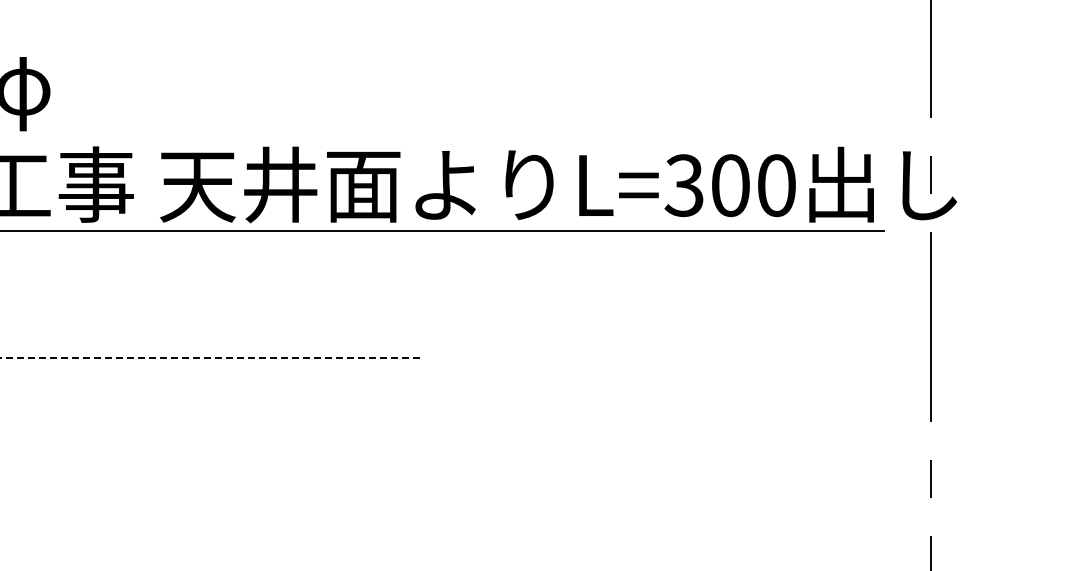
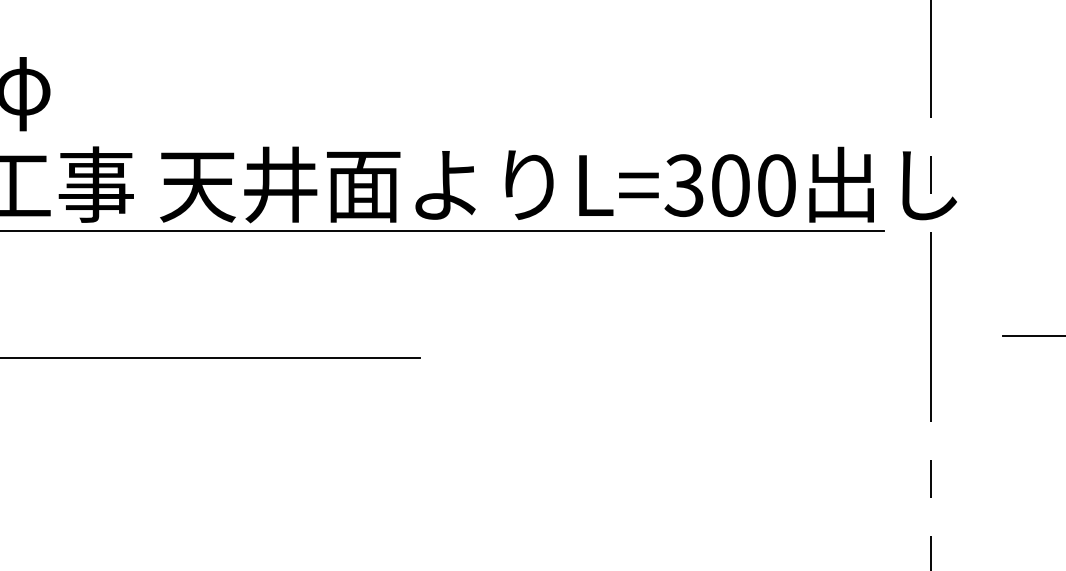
line: none -> present (1032, 336)
line: dashed -> solid (209, 358)
